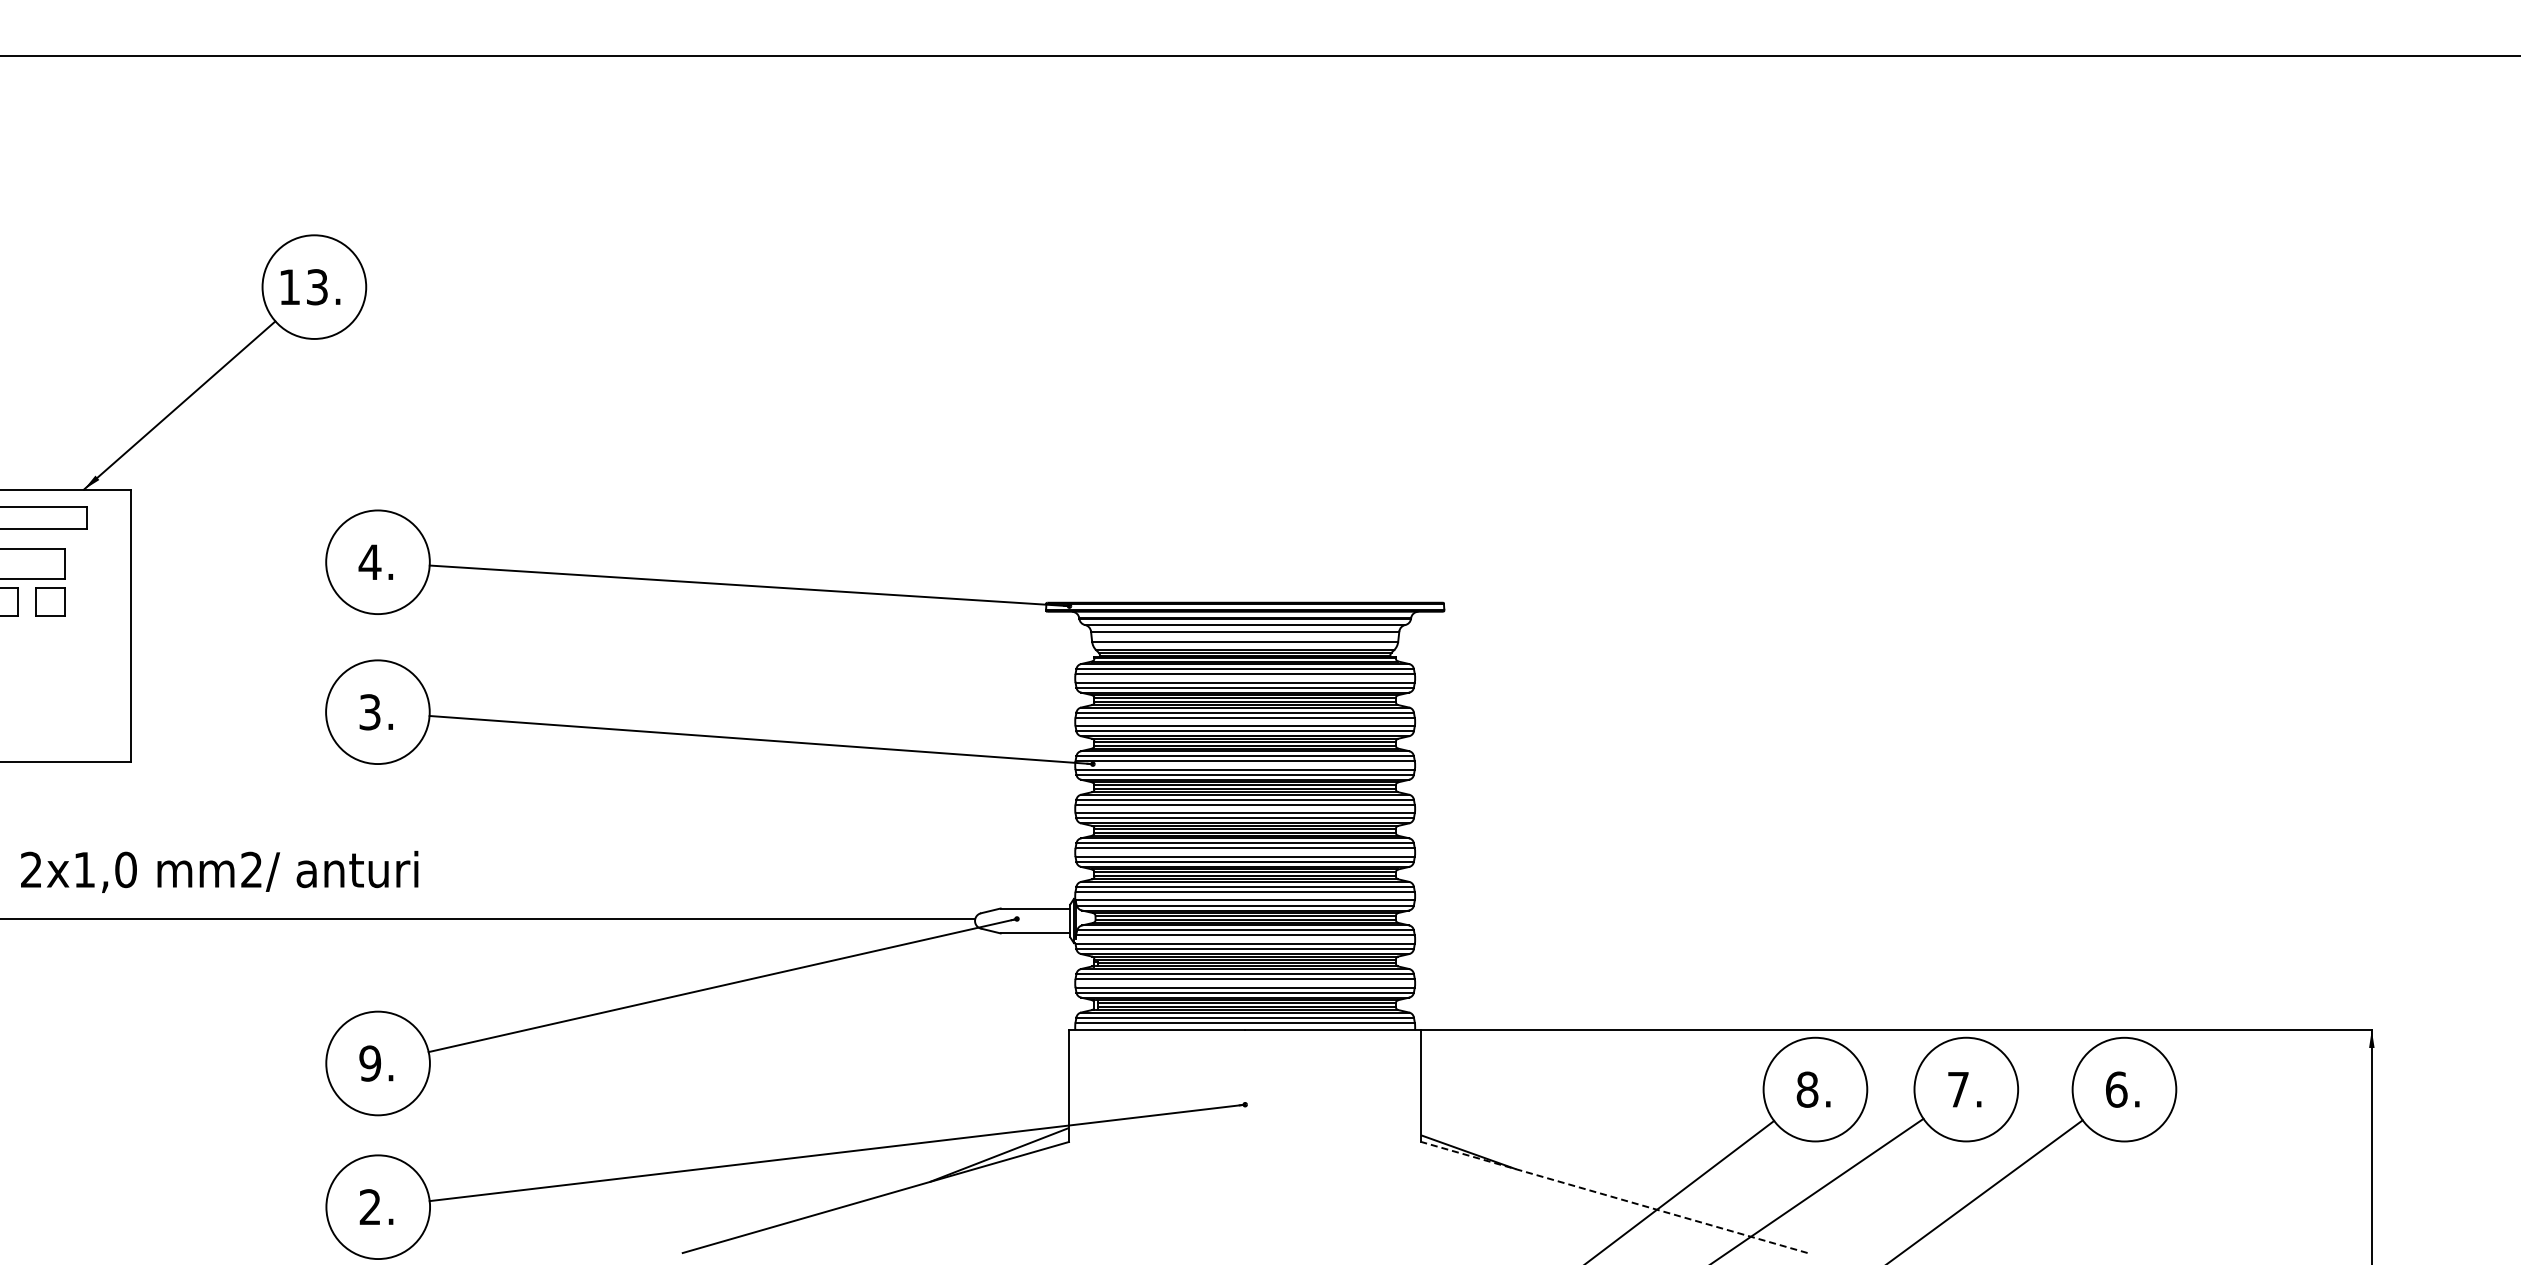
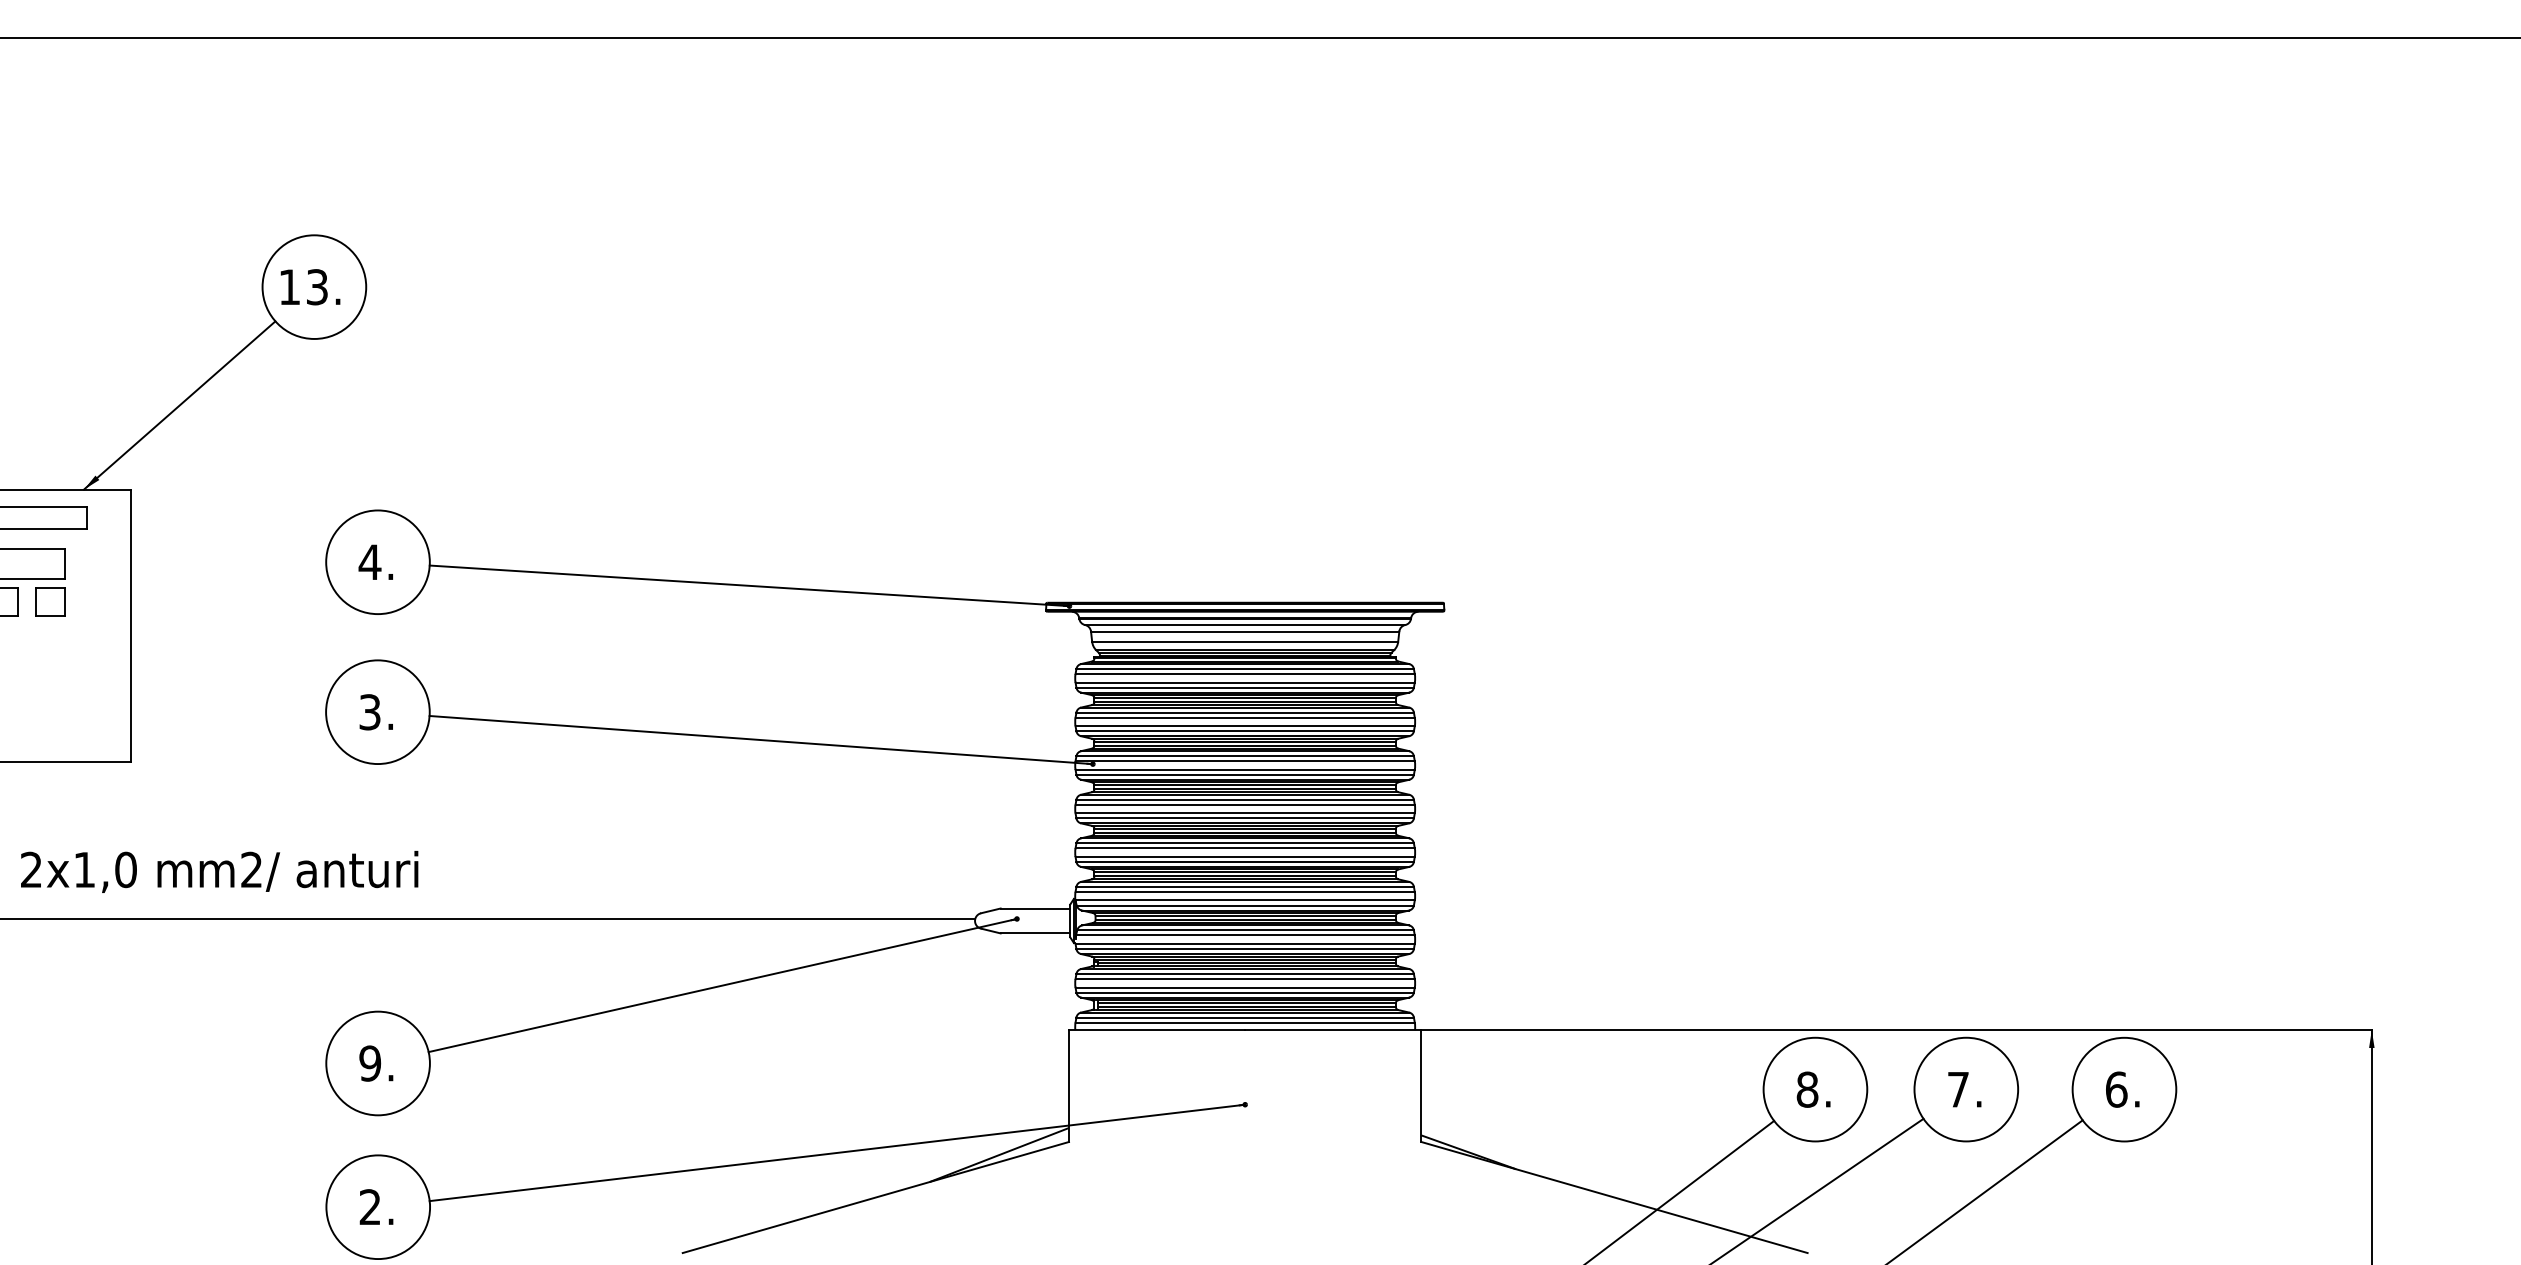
line position: (1259, 55) -> (1259, 37) (1259, 37)
line: dashed -> solid (1614, 1197)
